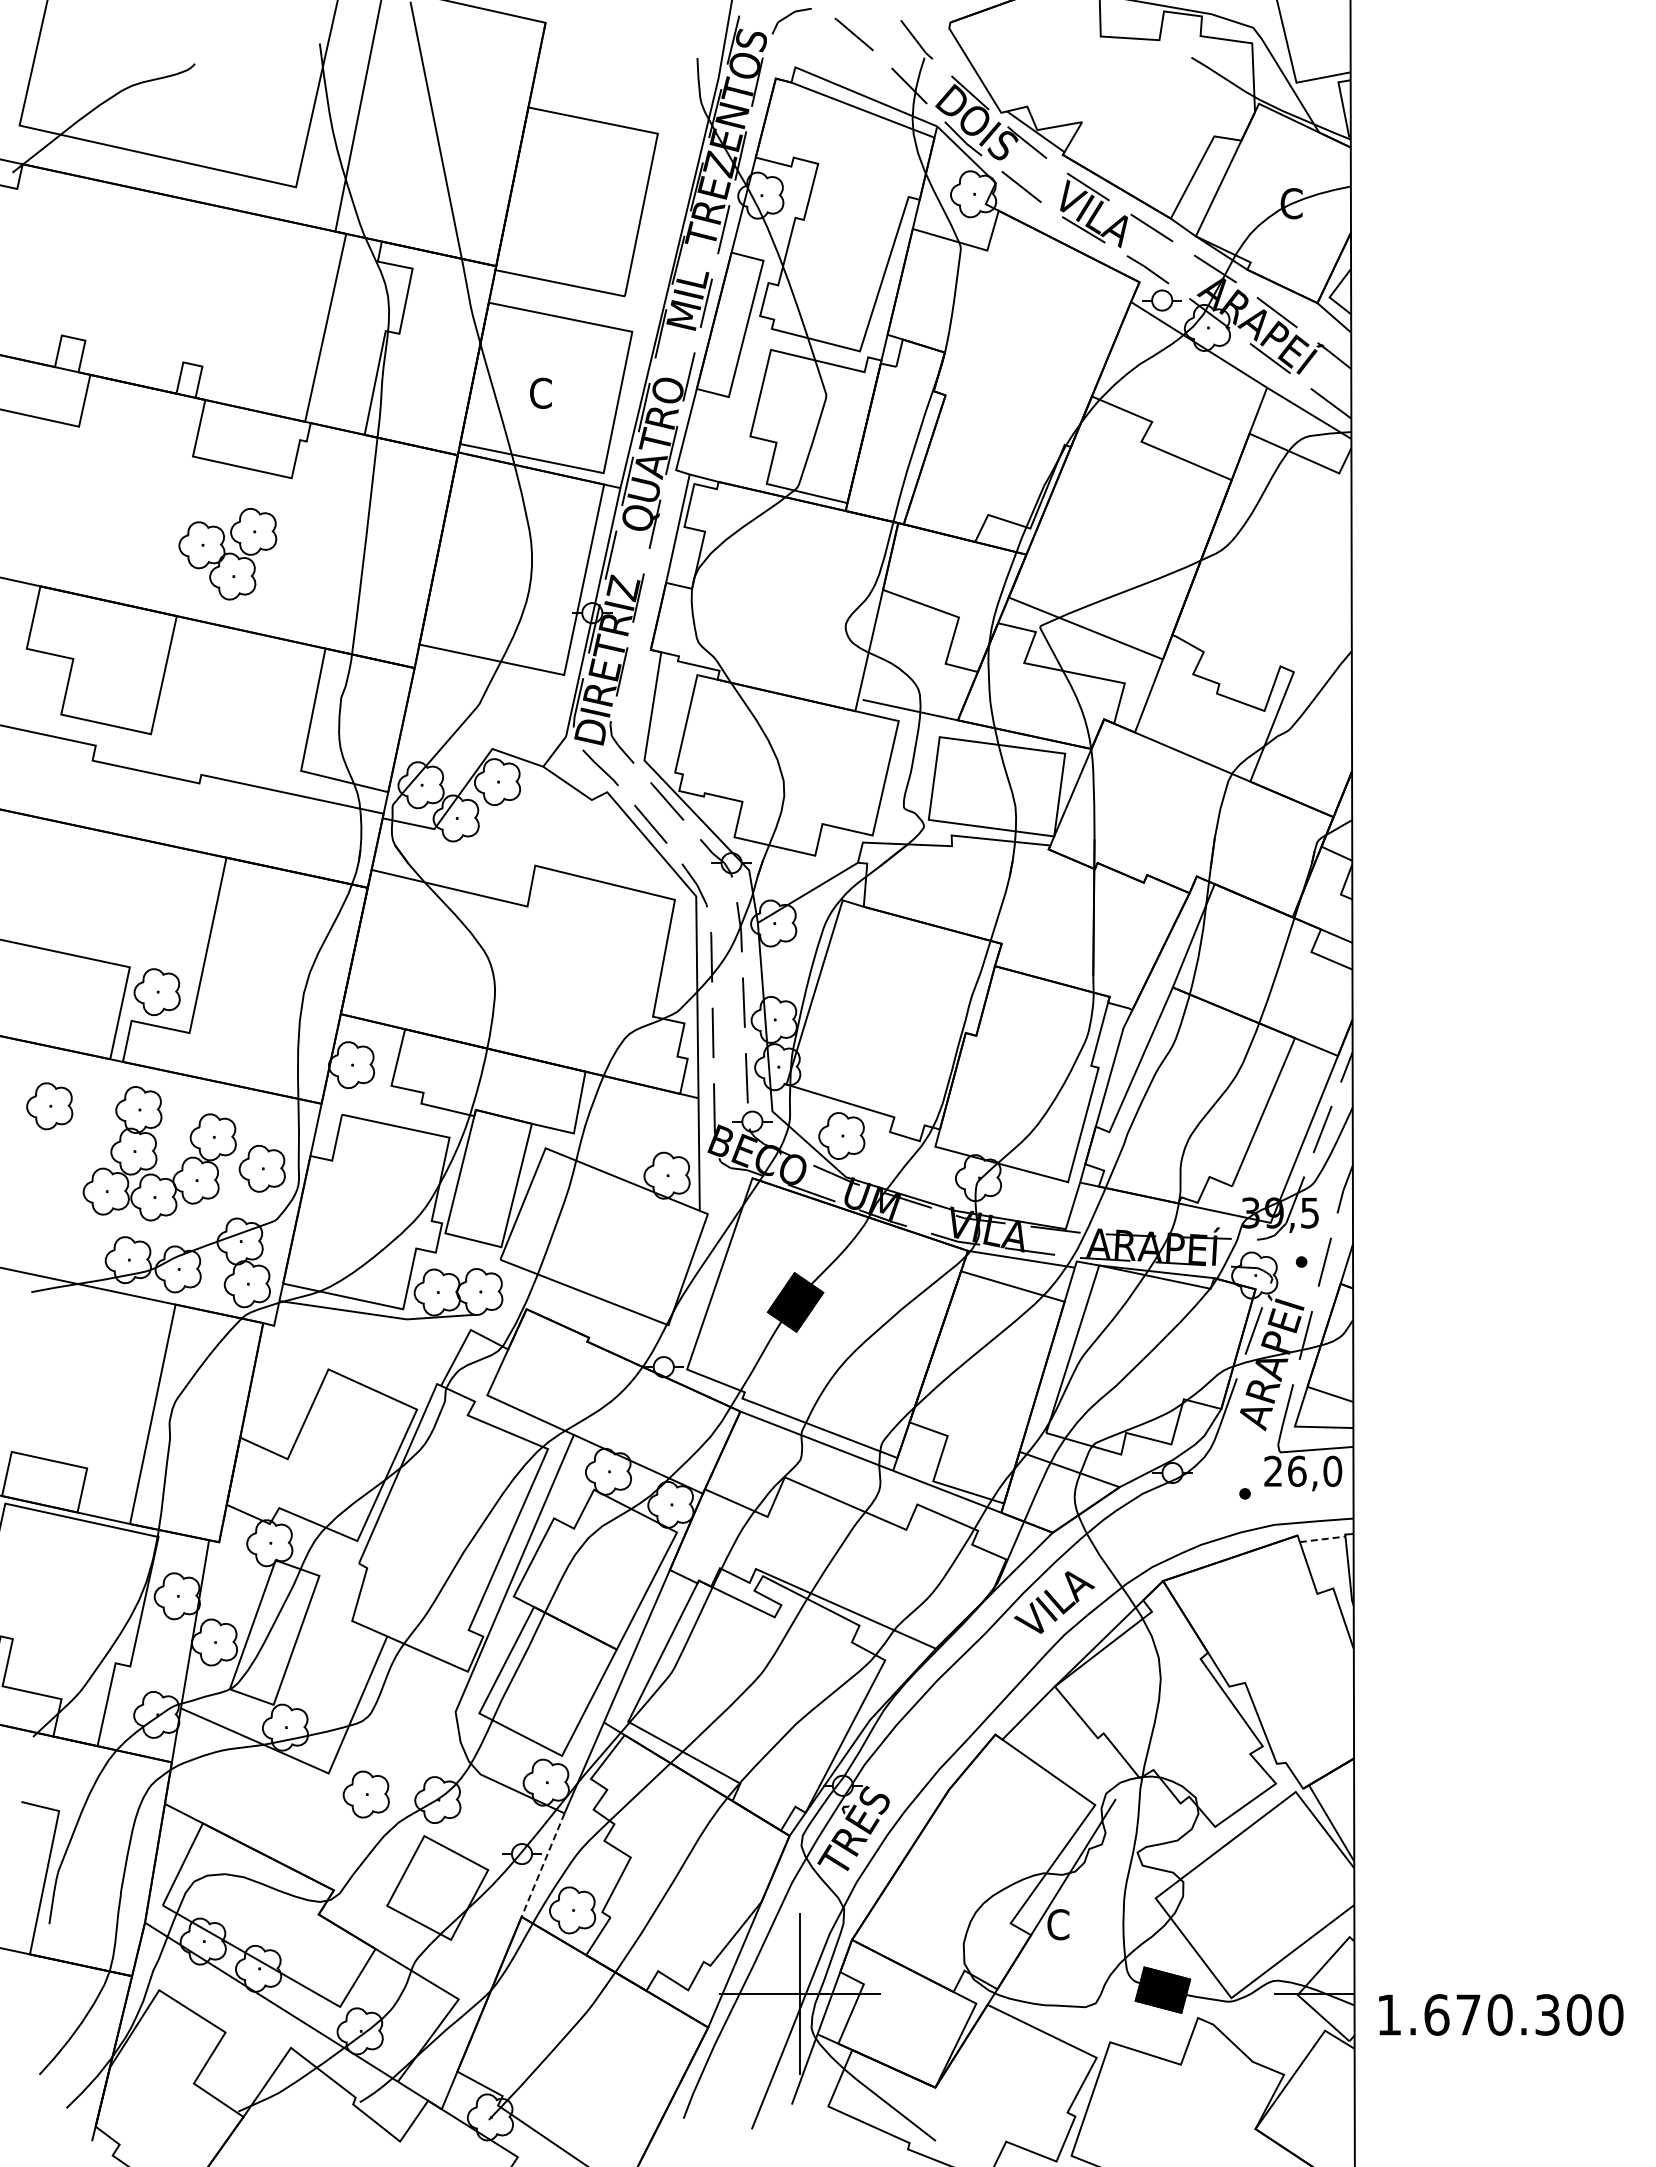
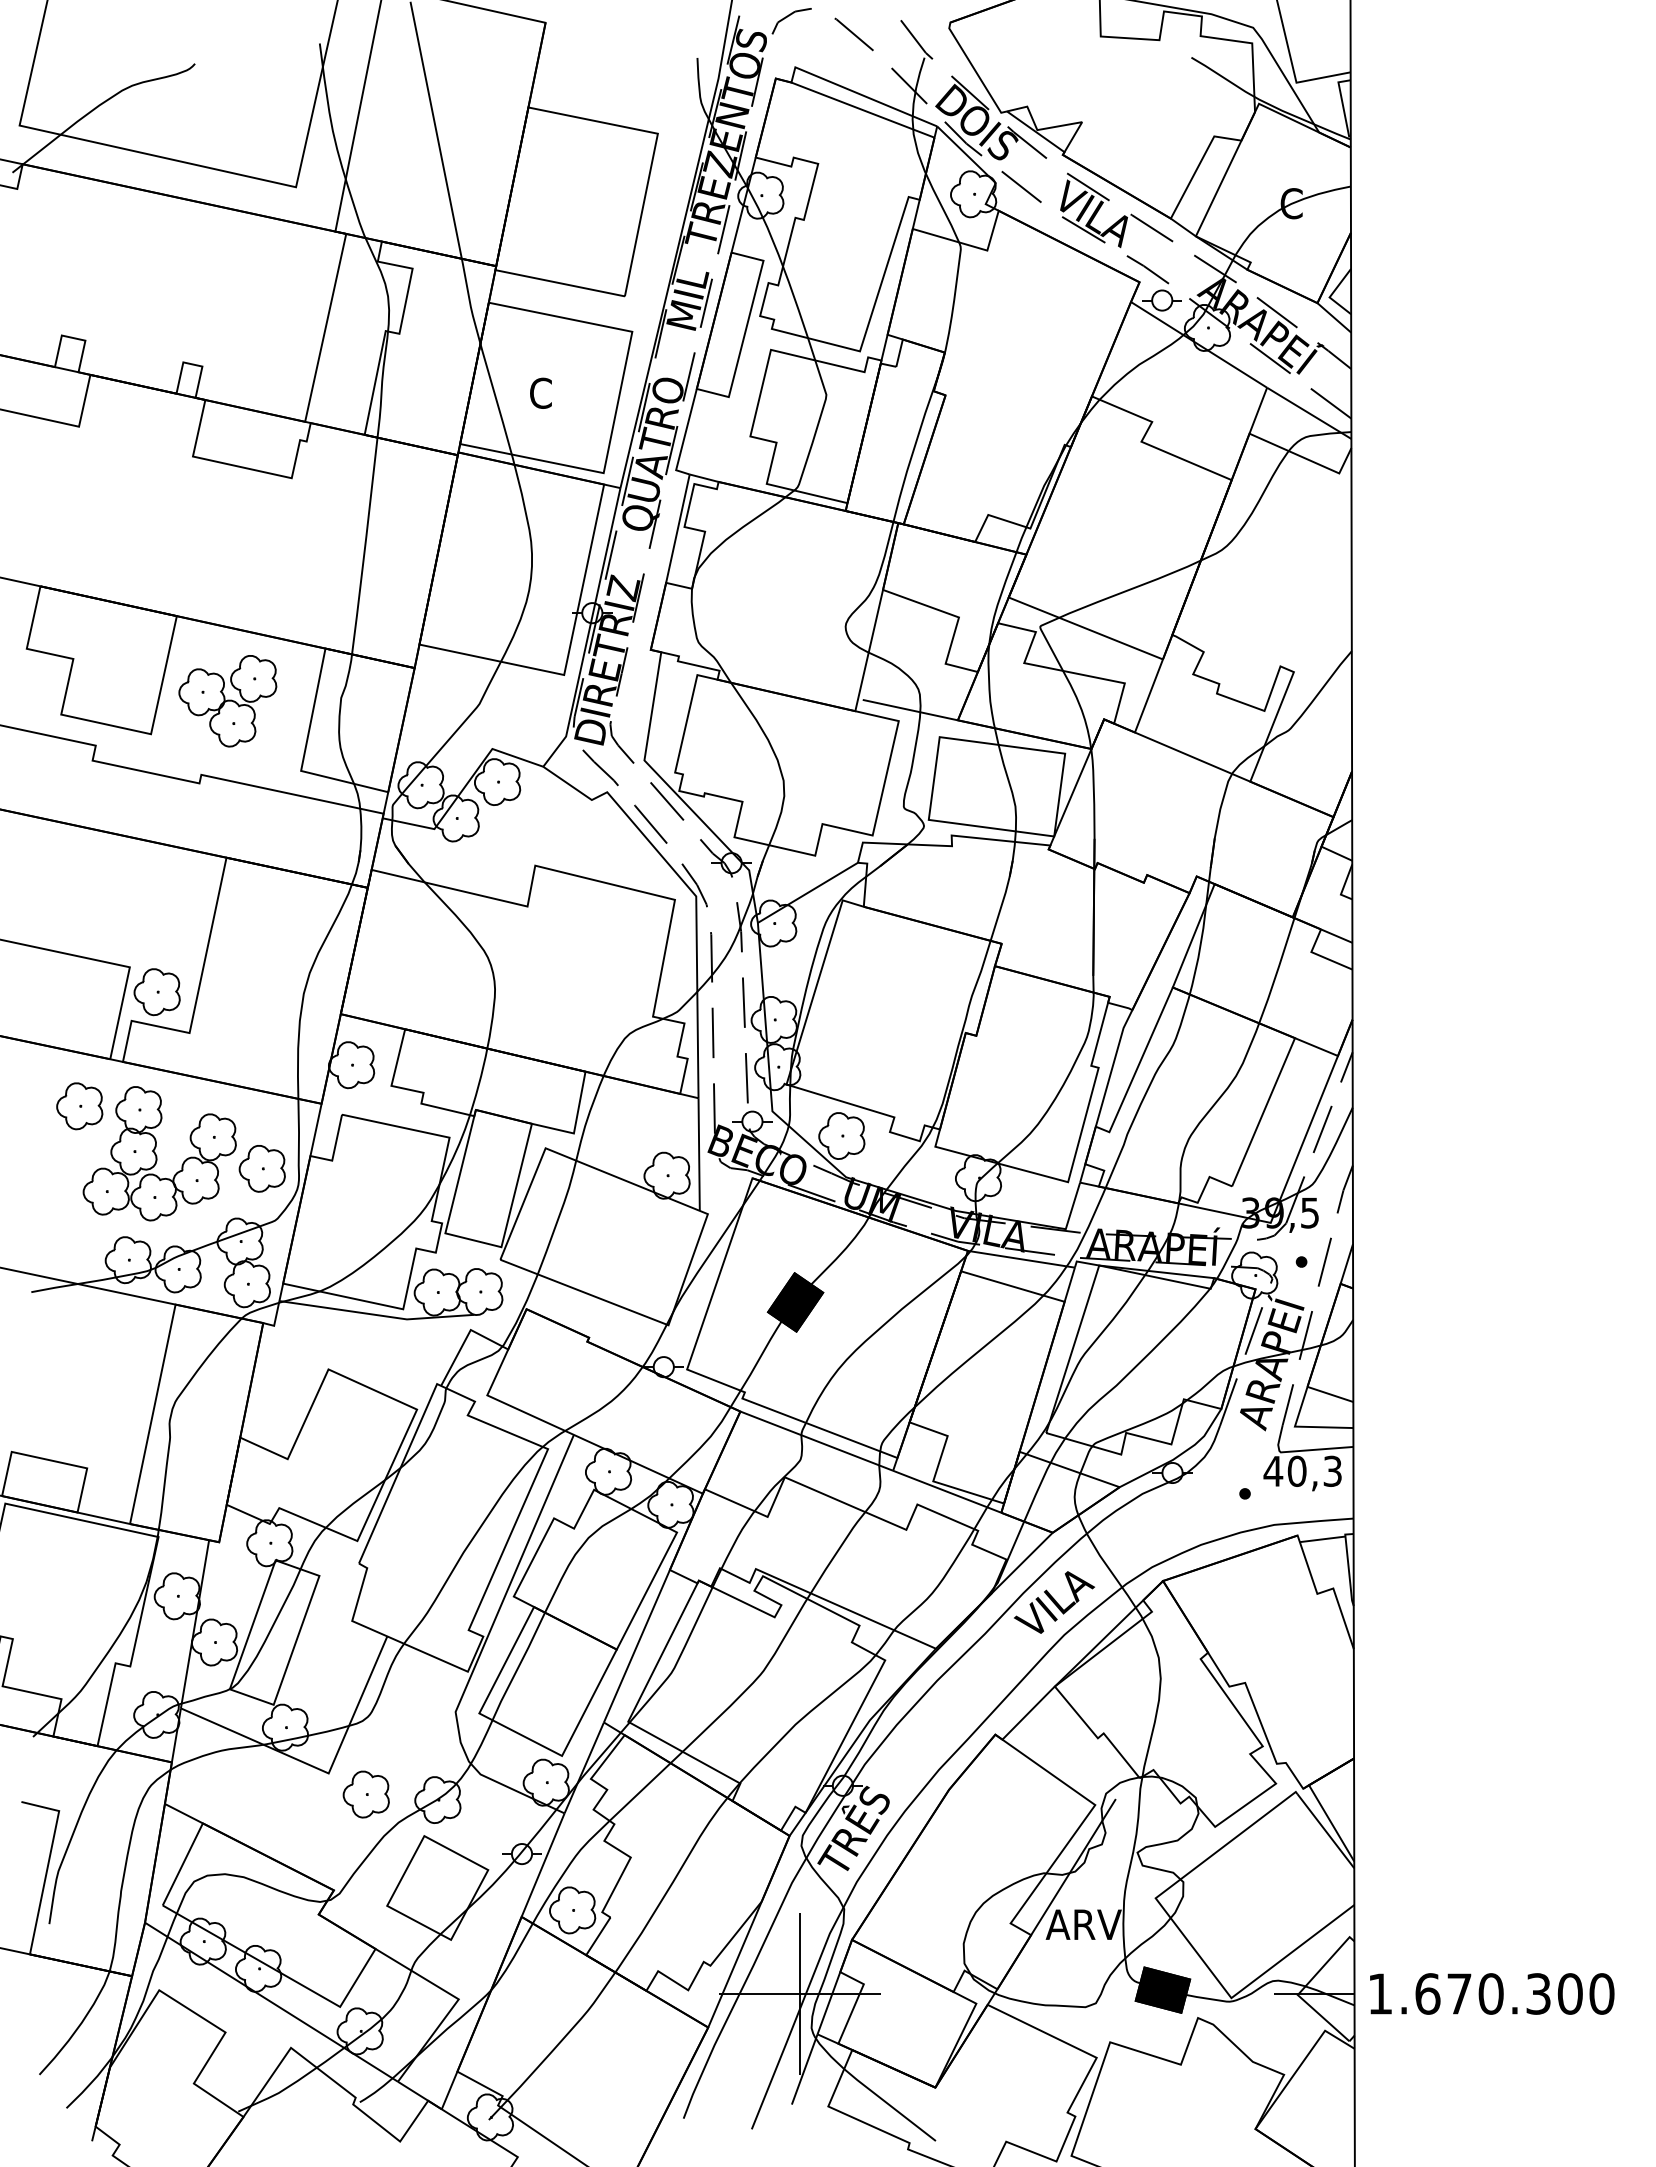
part position: (227, 554) -> (227, 701) (227, 701)
part position: (49, 1106) -> (79, 1106) (79, 1106)
text: 26,0 -> 40,3 (1302, 1470)
line: dashed -> solid (1322, 1539)
line: dashed -> solid (542, 1865)
text: C -> ARV (1083, 1924)
text position: (1501, 2014) -> (1492, 1993) (1492, 1993)
